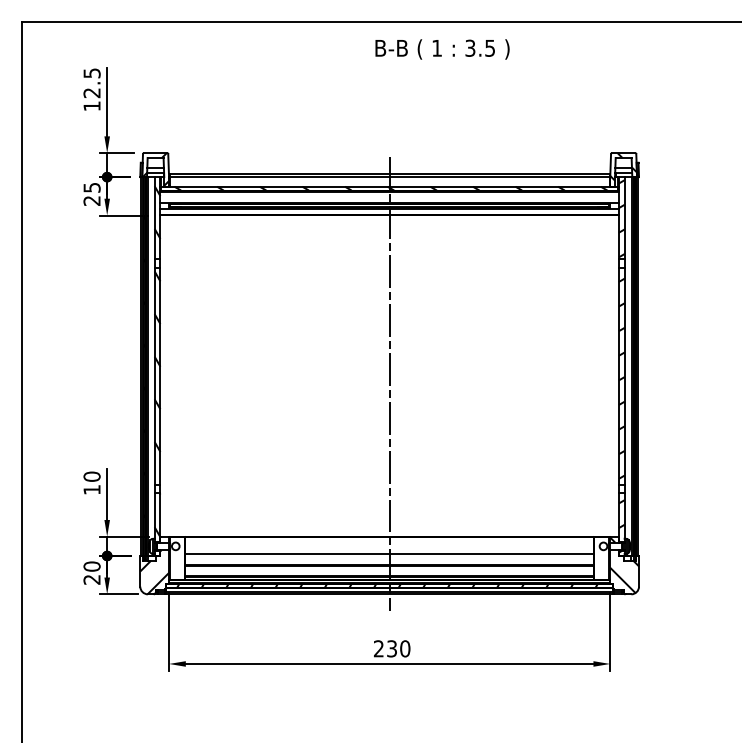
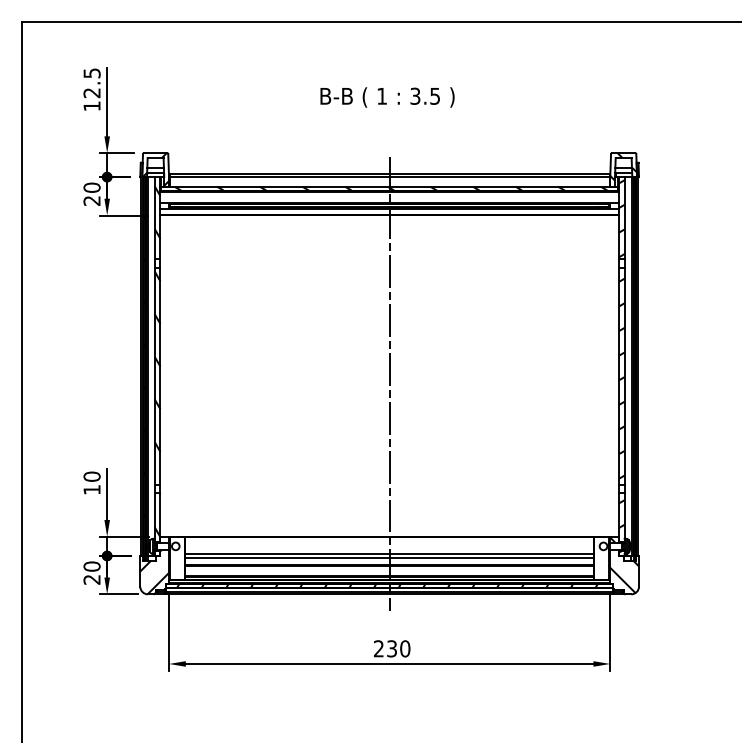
text position: (442, 49) -> (387, 97) (387, 97)
text: 25 -> 20 (91, 187)
line: none -> present (389, 557)
